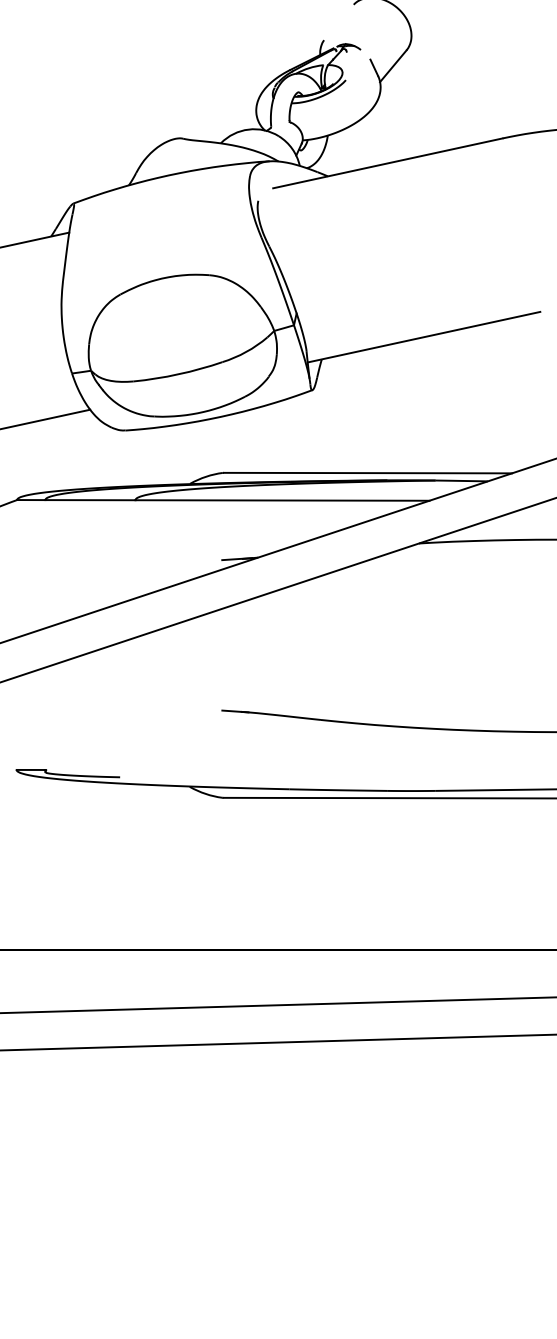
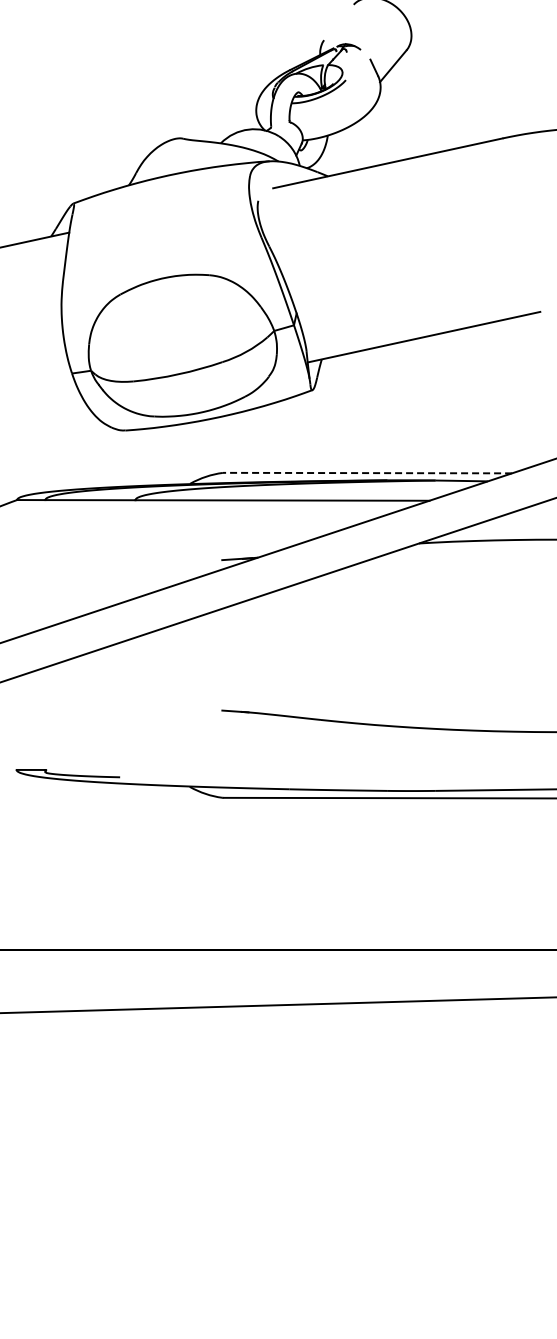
line: present -> none (46, 418)
line: solid -> dashed (367, 473)
line: present -> none (277, 1042)
